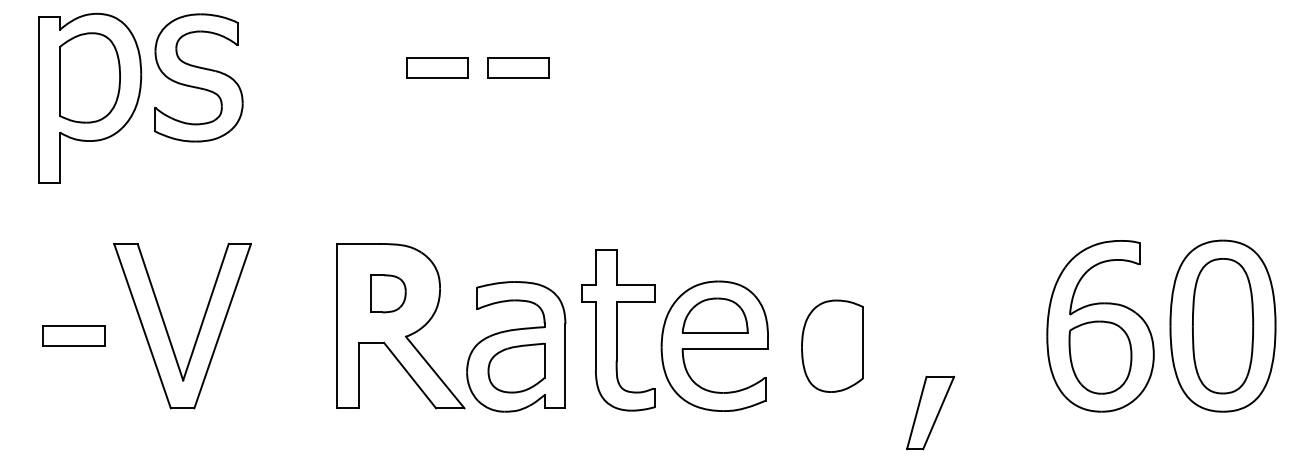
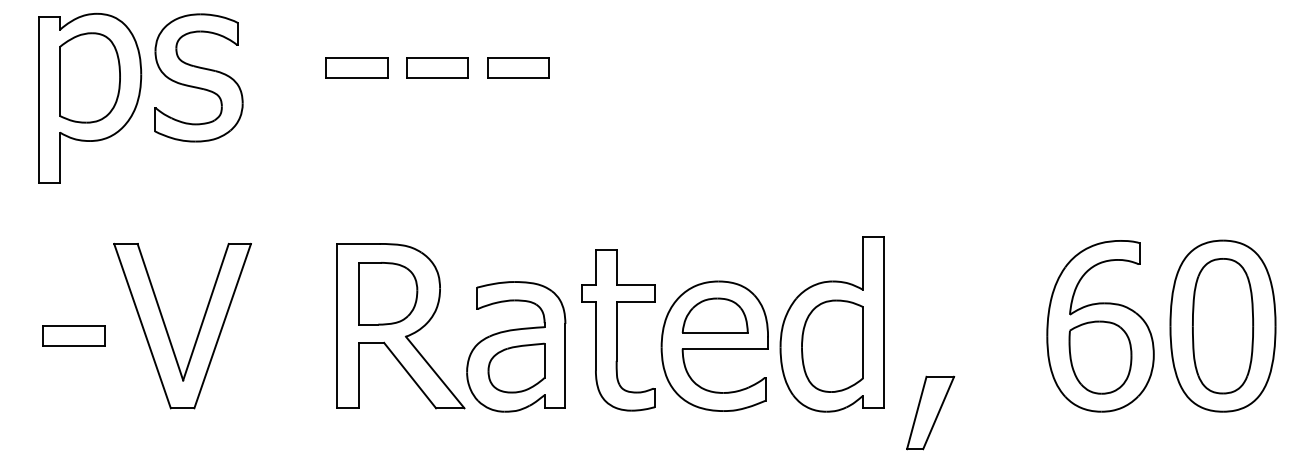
part: none -> present (356, 67)
part size: 37x40 px -> 61x64 px (388, 293)
part: none -> present (831, 324)
